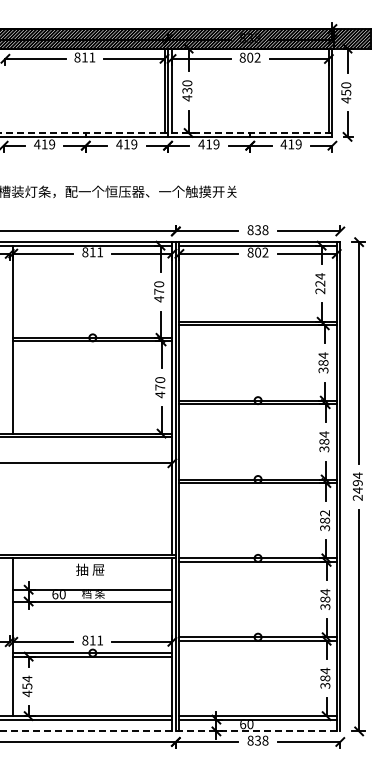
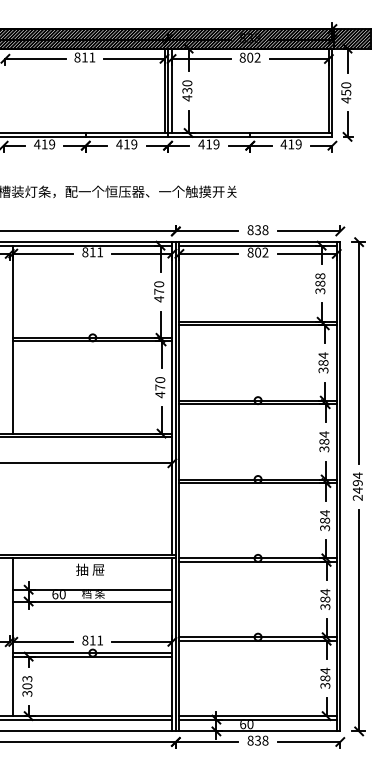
line: dashed -> solid (166, 132)
text: 224 -> 388 (320, 283)
text: 382 -> 384 (324, 513)
text: 454 -> 303 (27, 686)
line: dashed -> solid (170, 731)
